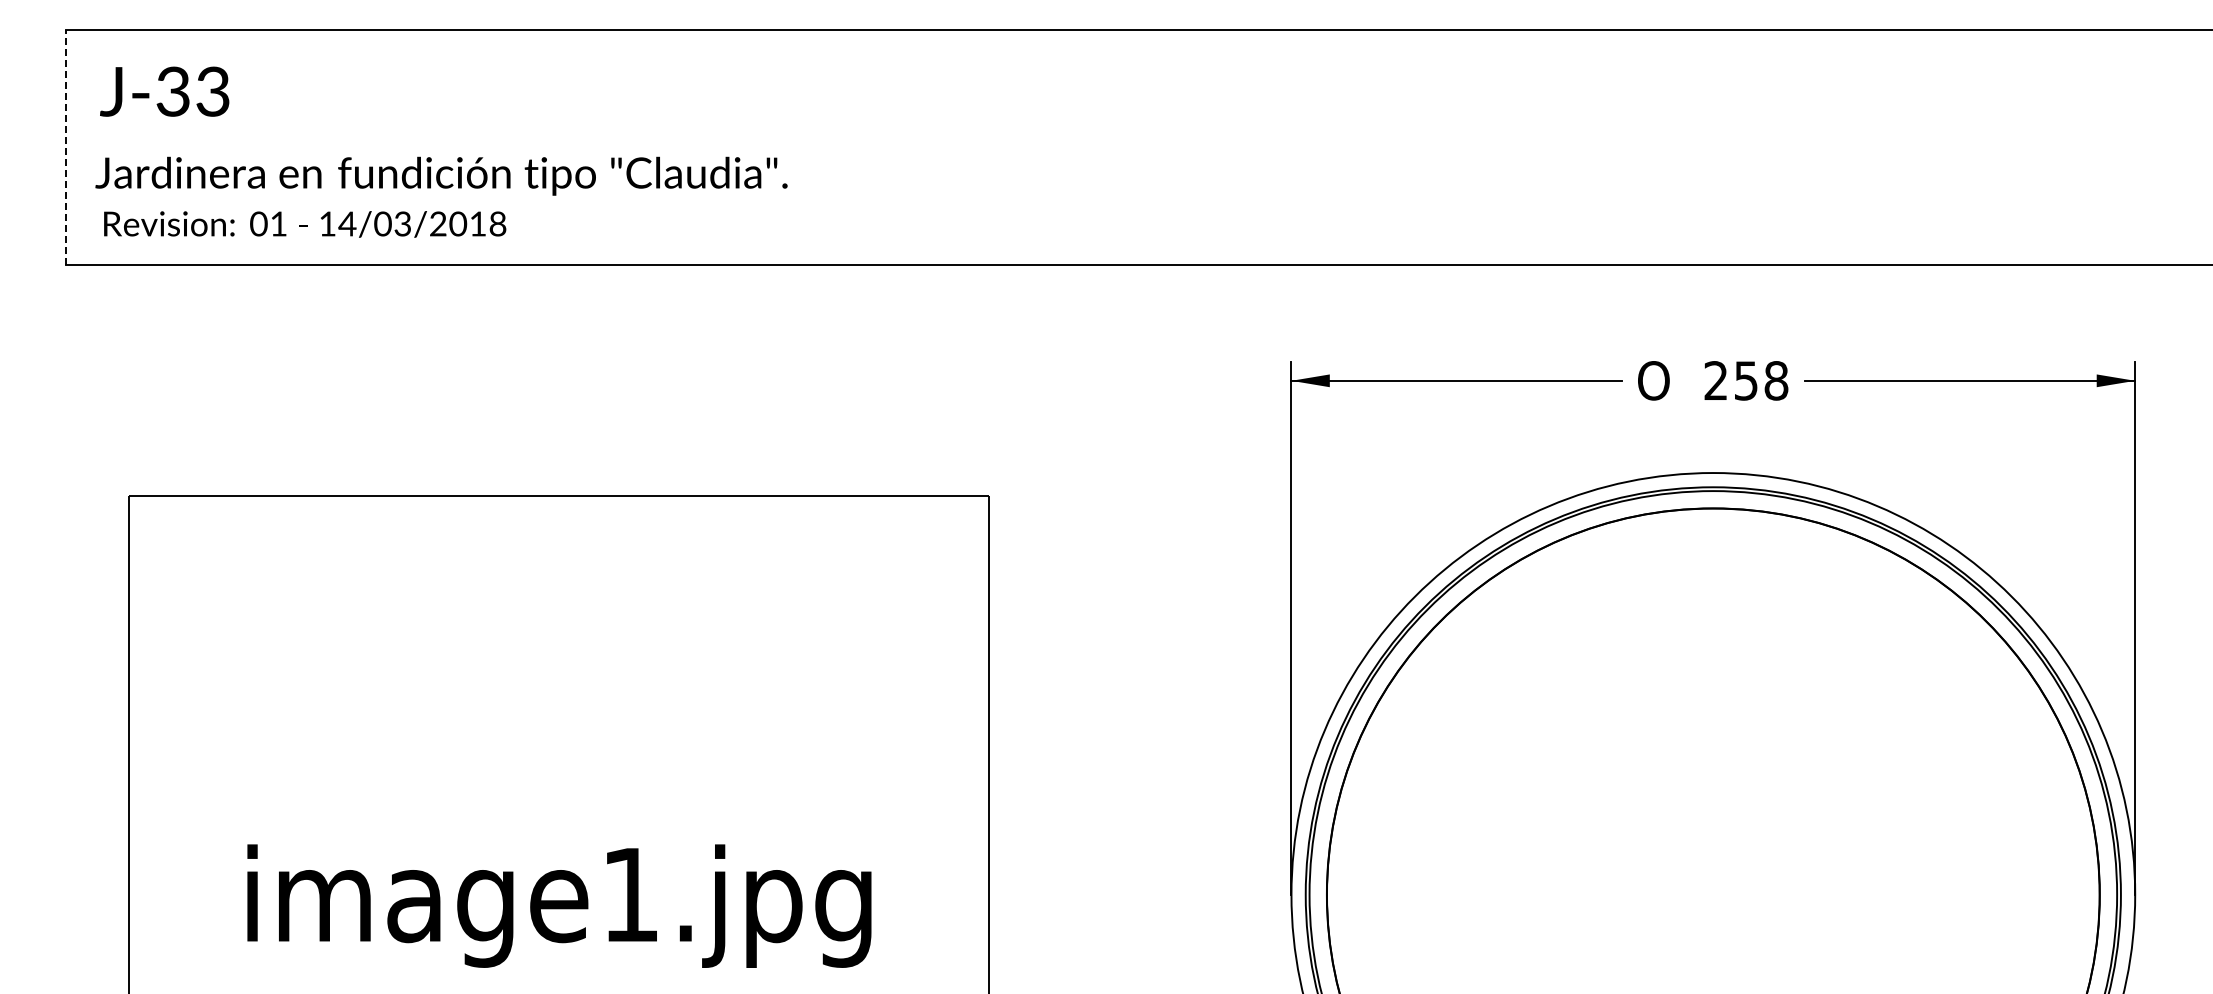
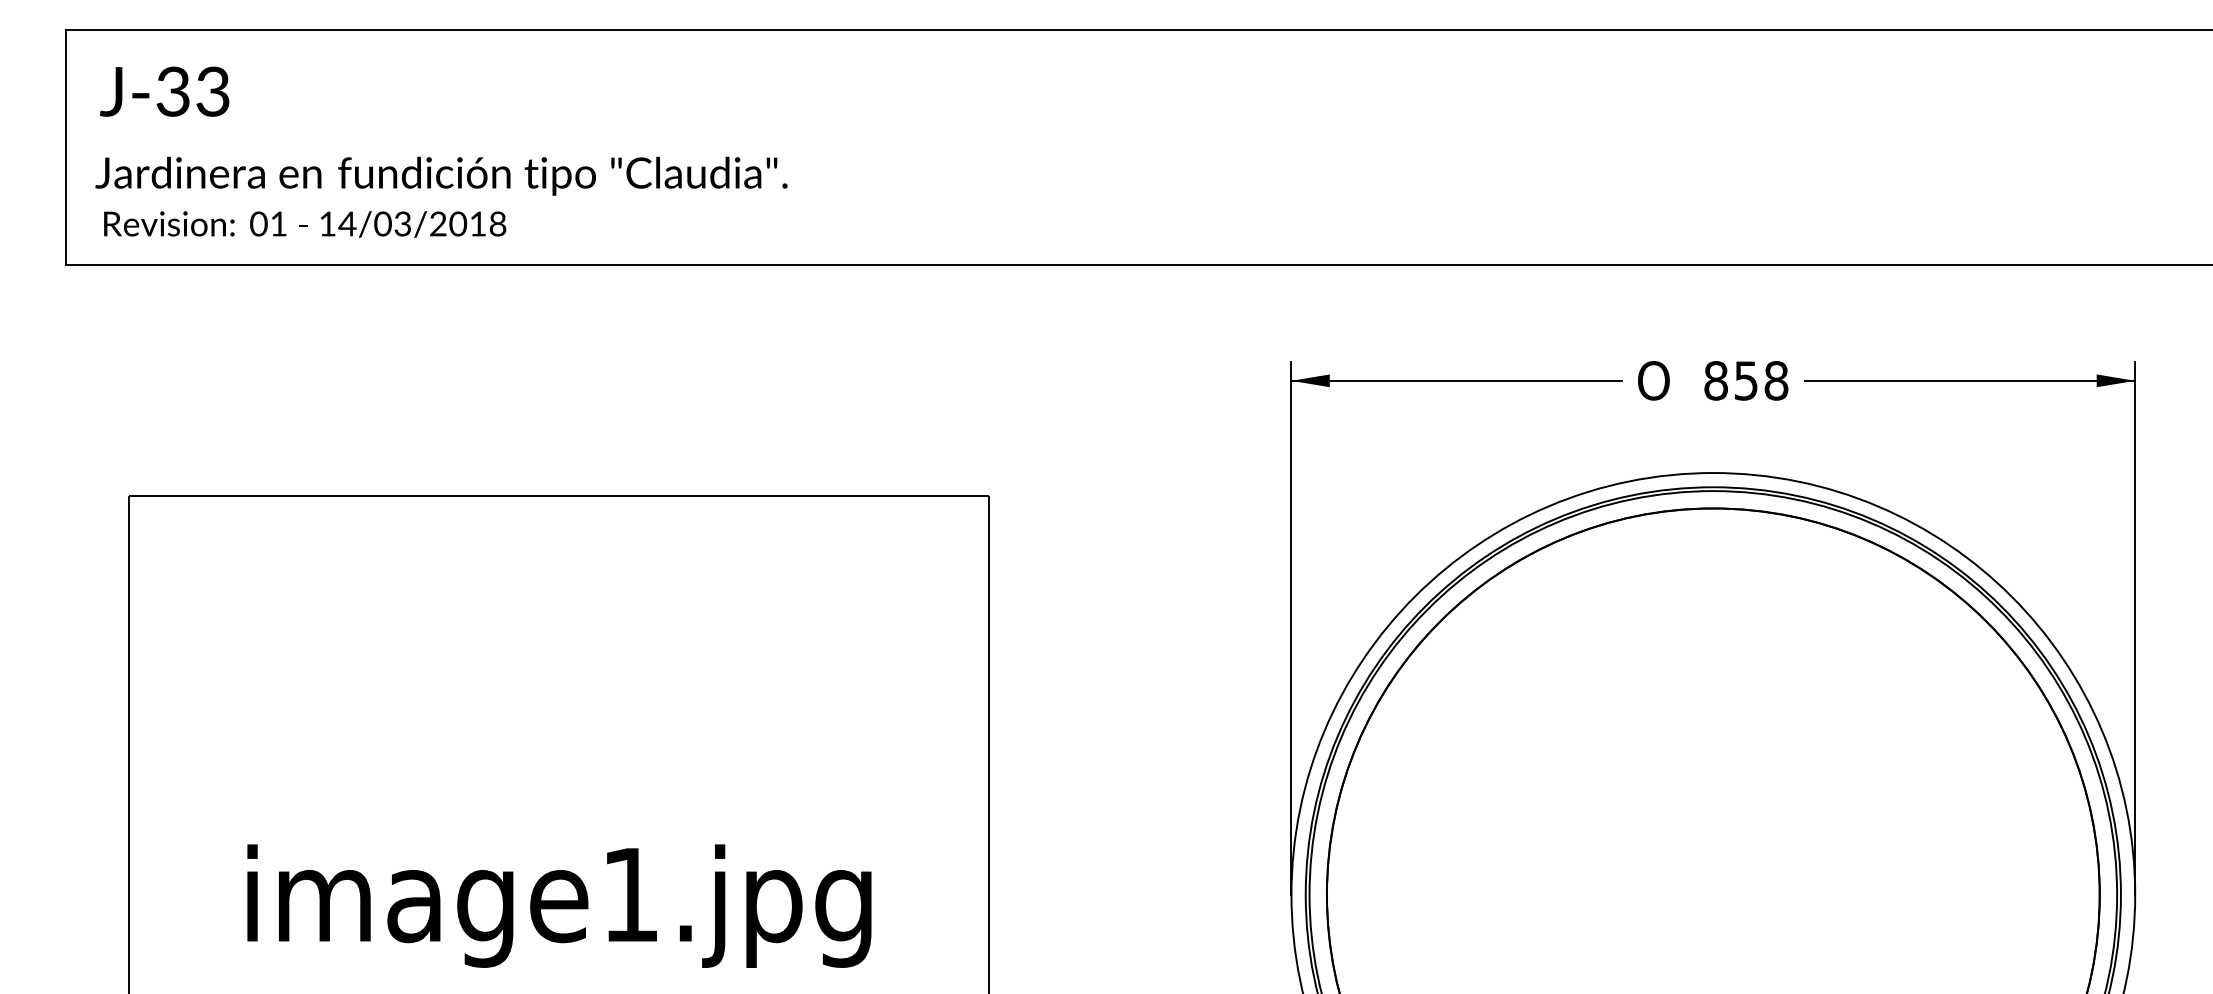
line: dashed -> solid (66, 147)
text: 258 -> 858 (1715, 380)
